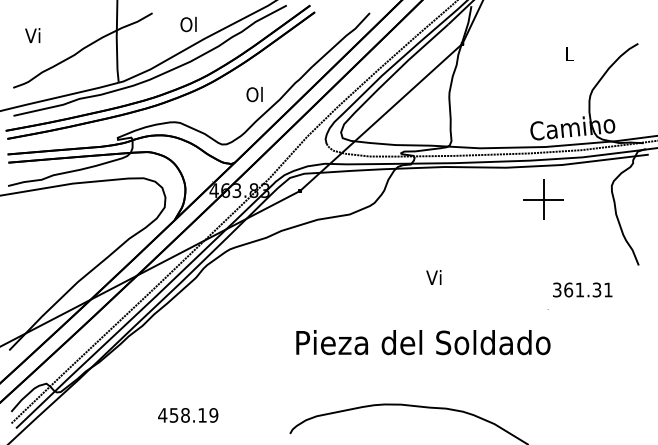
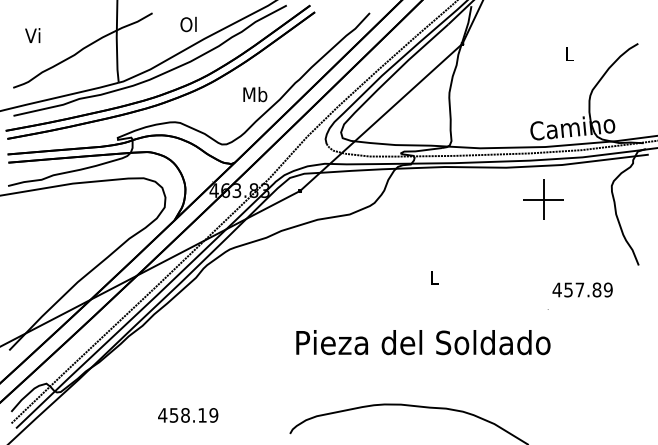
text: Ol -> Mb (255, 94)
text: Vi -> L (433, 277)
text: 361.31 -> 457.89 (582, 289)
